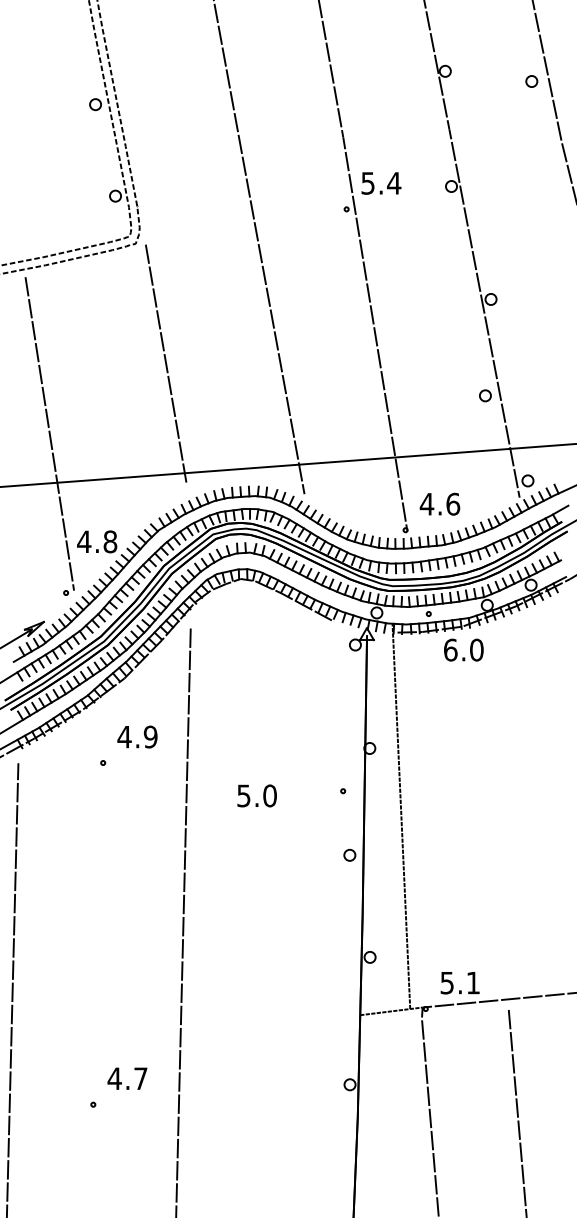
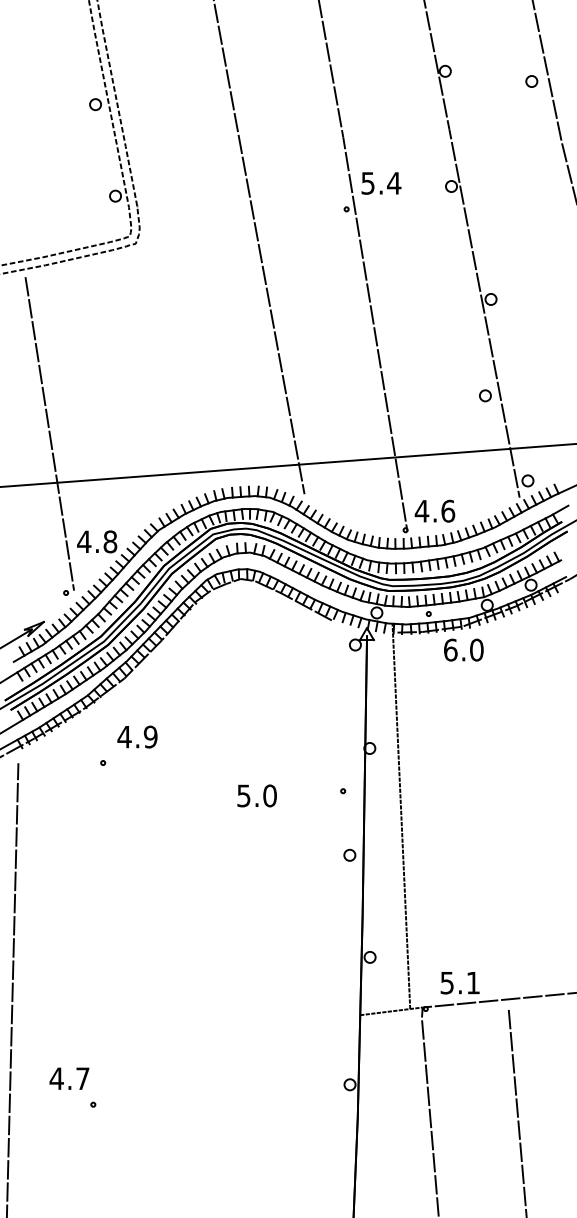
line: present -> none (165, 364)
text position: (439, 503) -> (434, 510) (434, 510)
line: present -> none (183, 920)
text position: (127, 1078) -> (69, 1078) (69, 1078)
